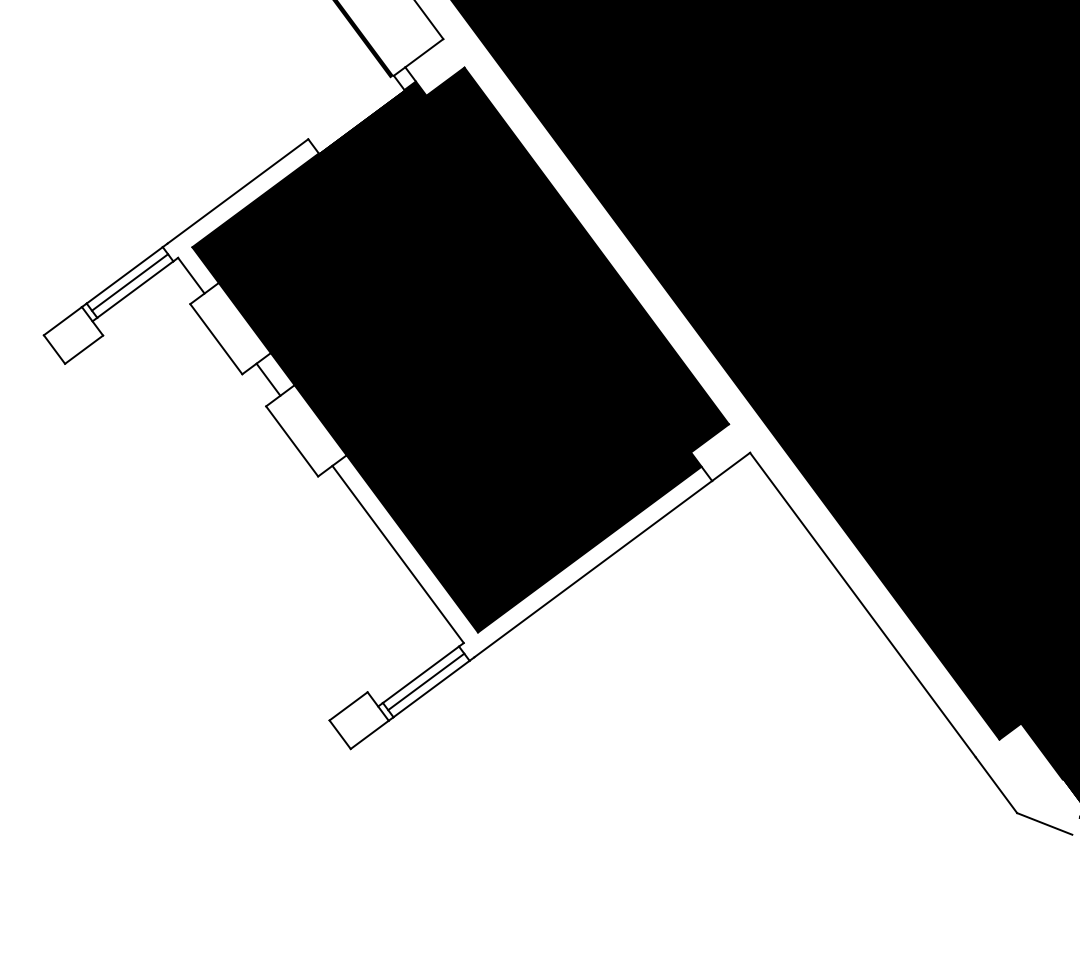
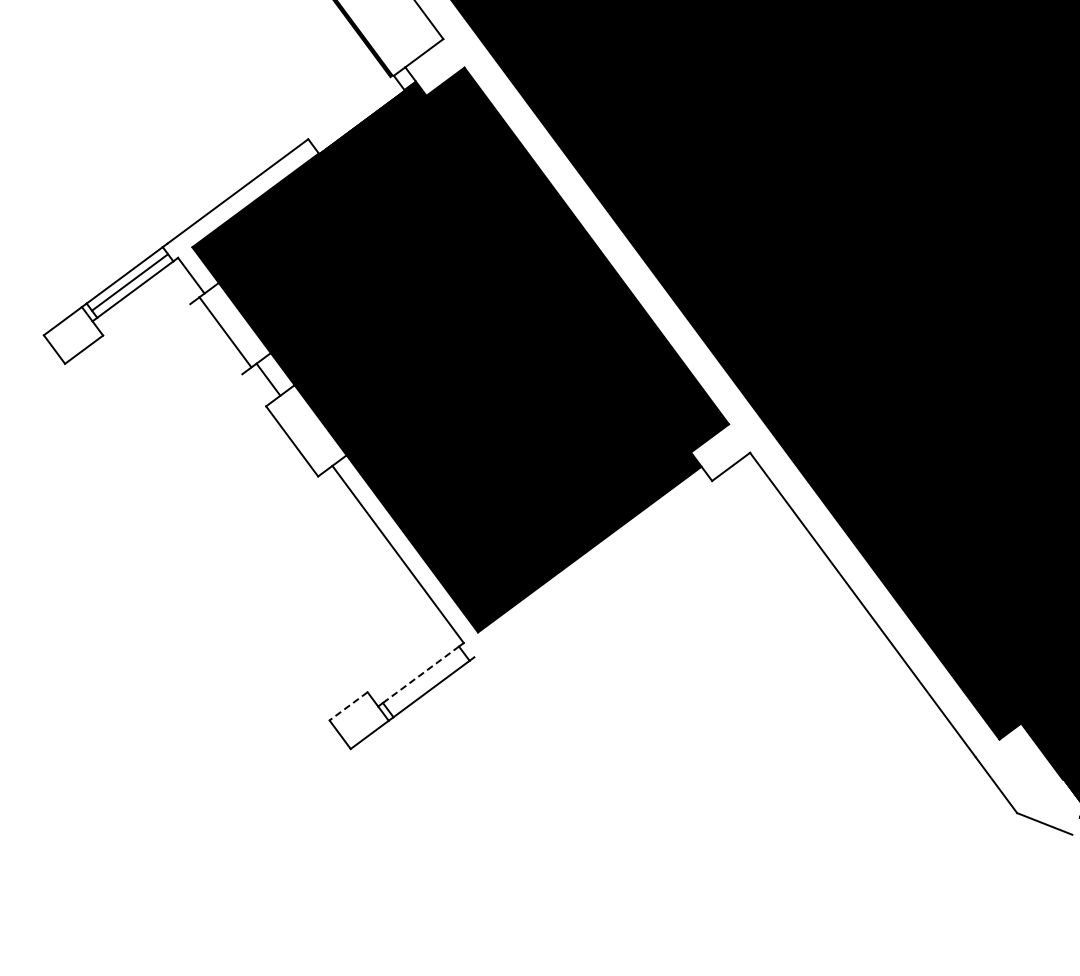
line position: (216, 339) -> (225, 332) (225, 332)
line: present -> none (593, 568)
line: solid -> dashed (421, 674)
line: present -> none (426, 681)
line: solid -> dashed (348, 706)
